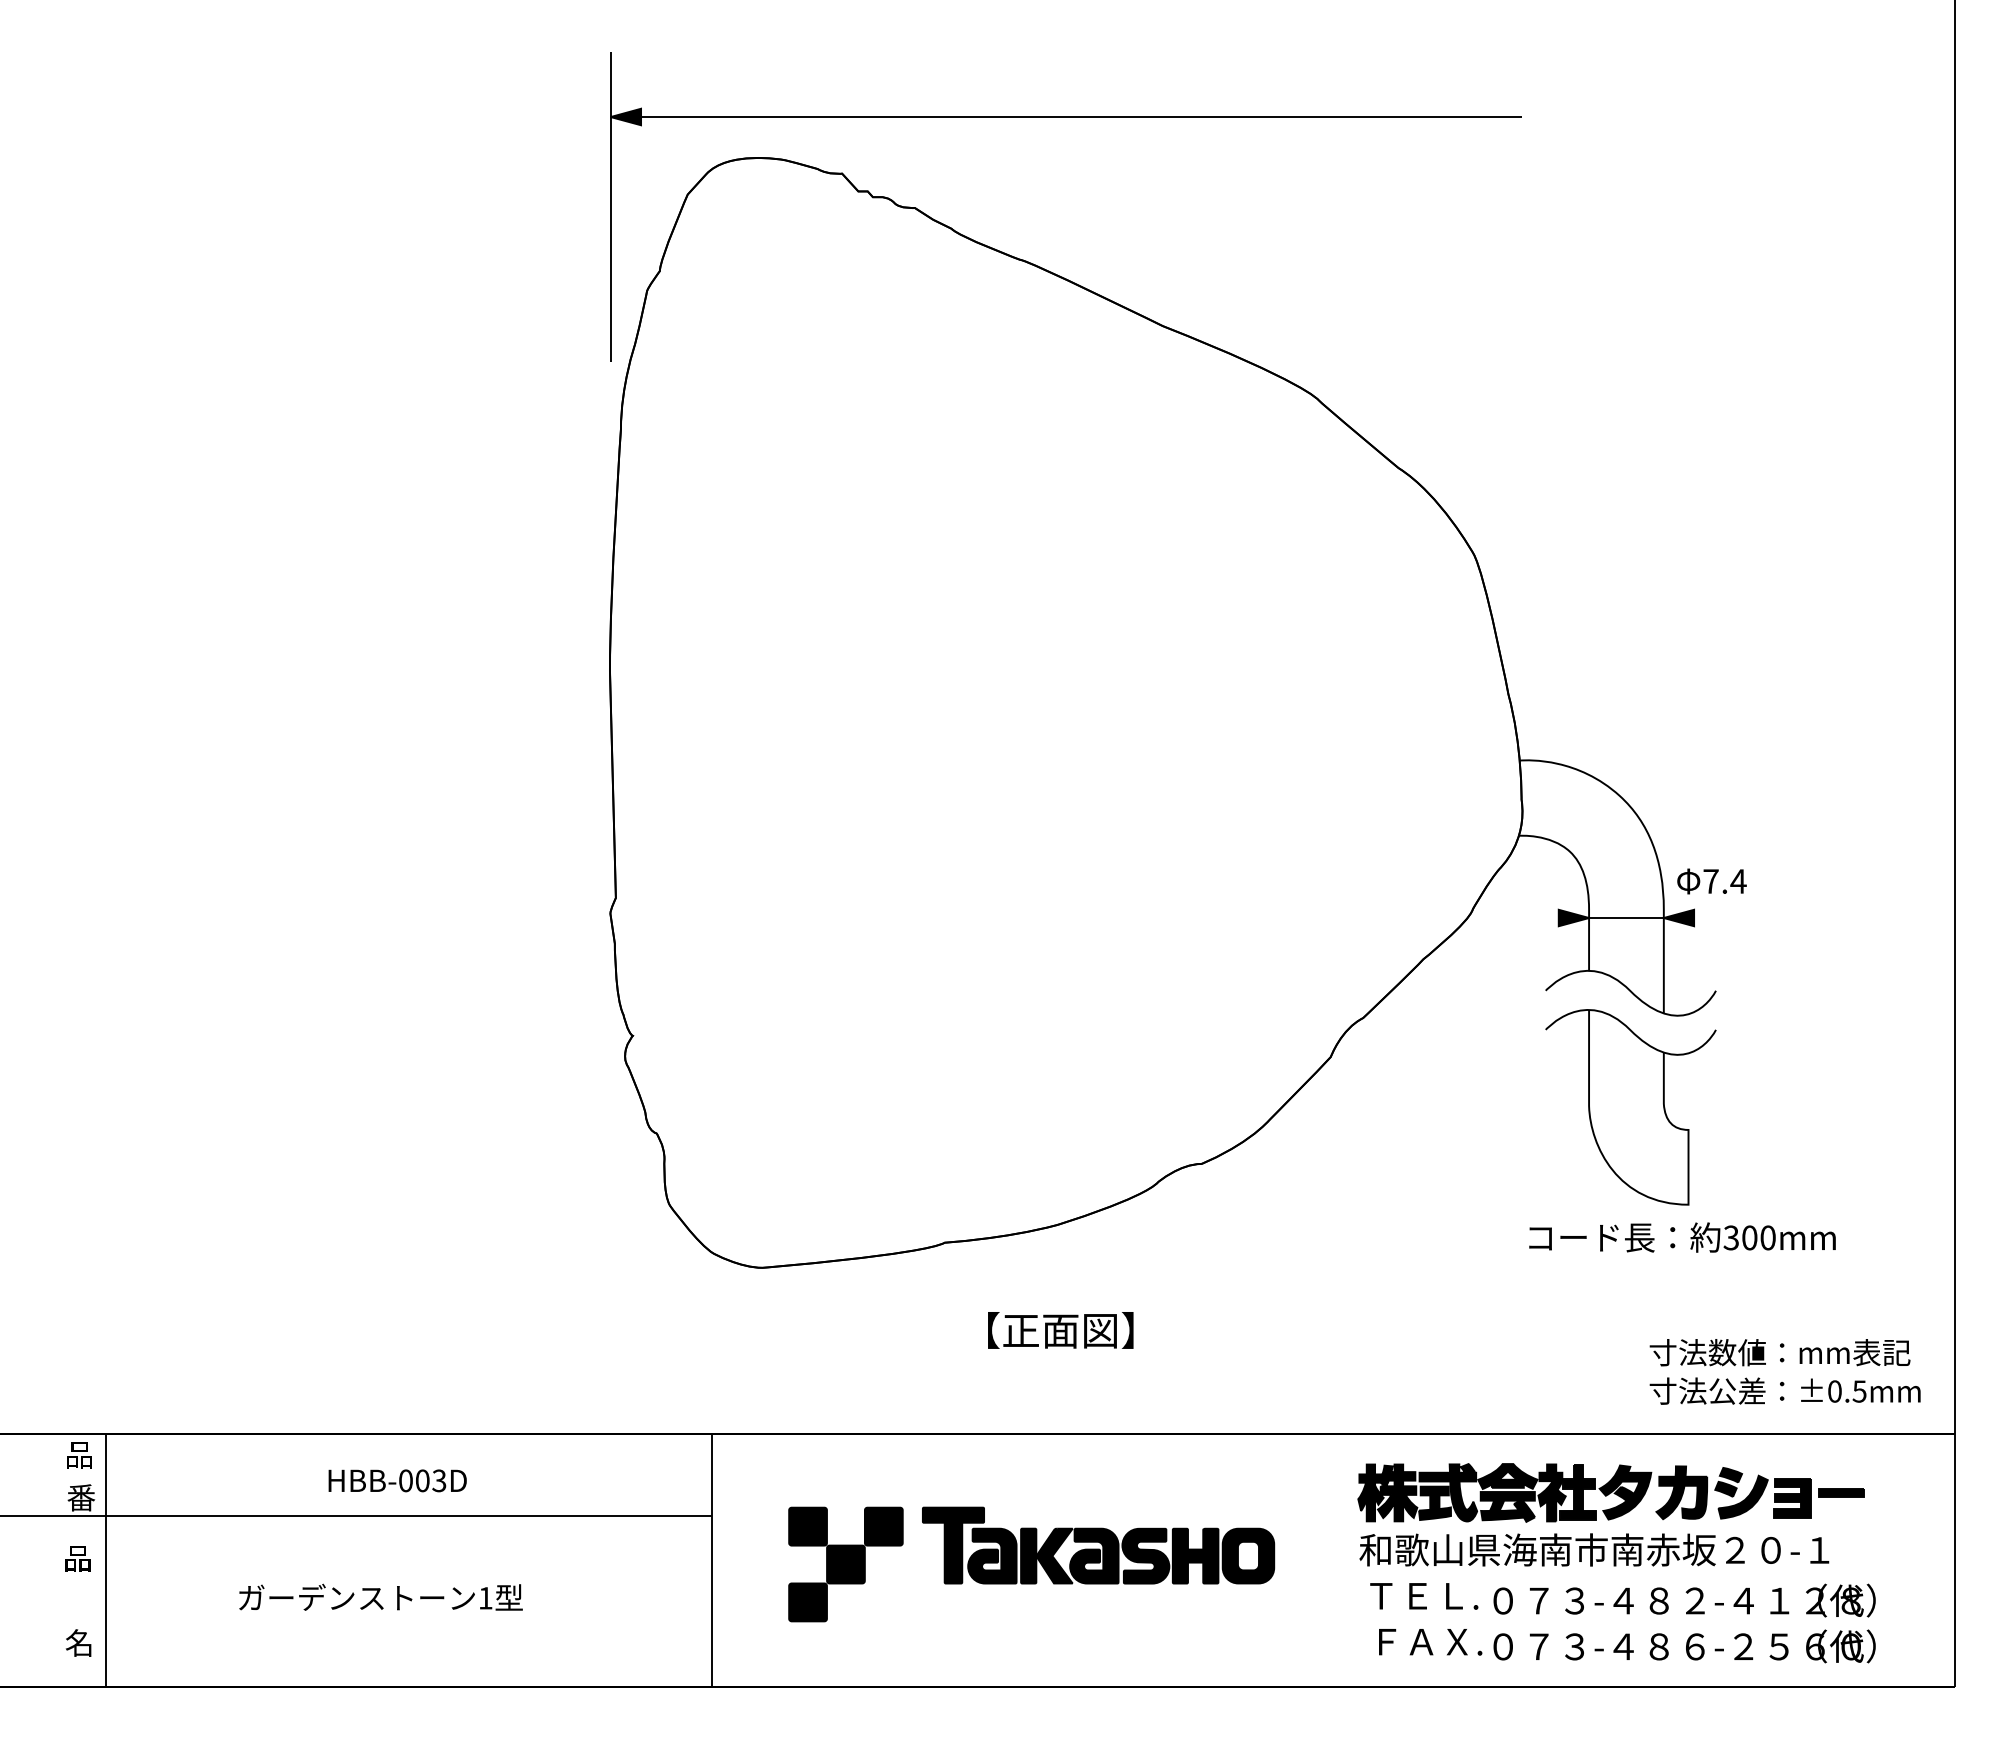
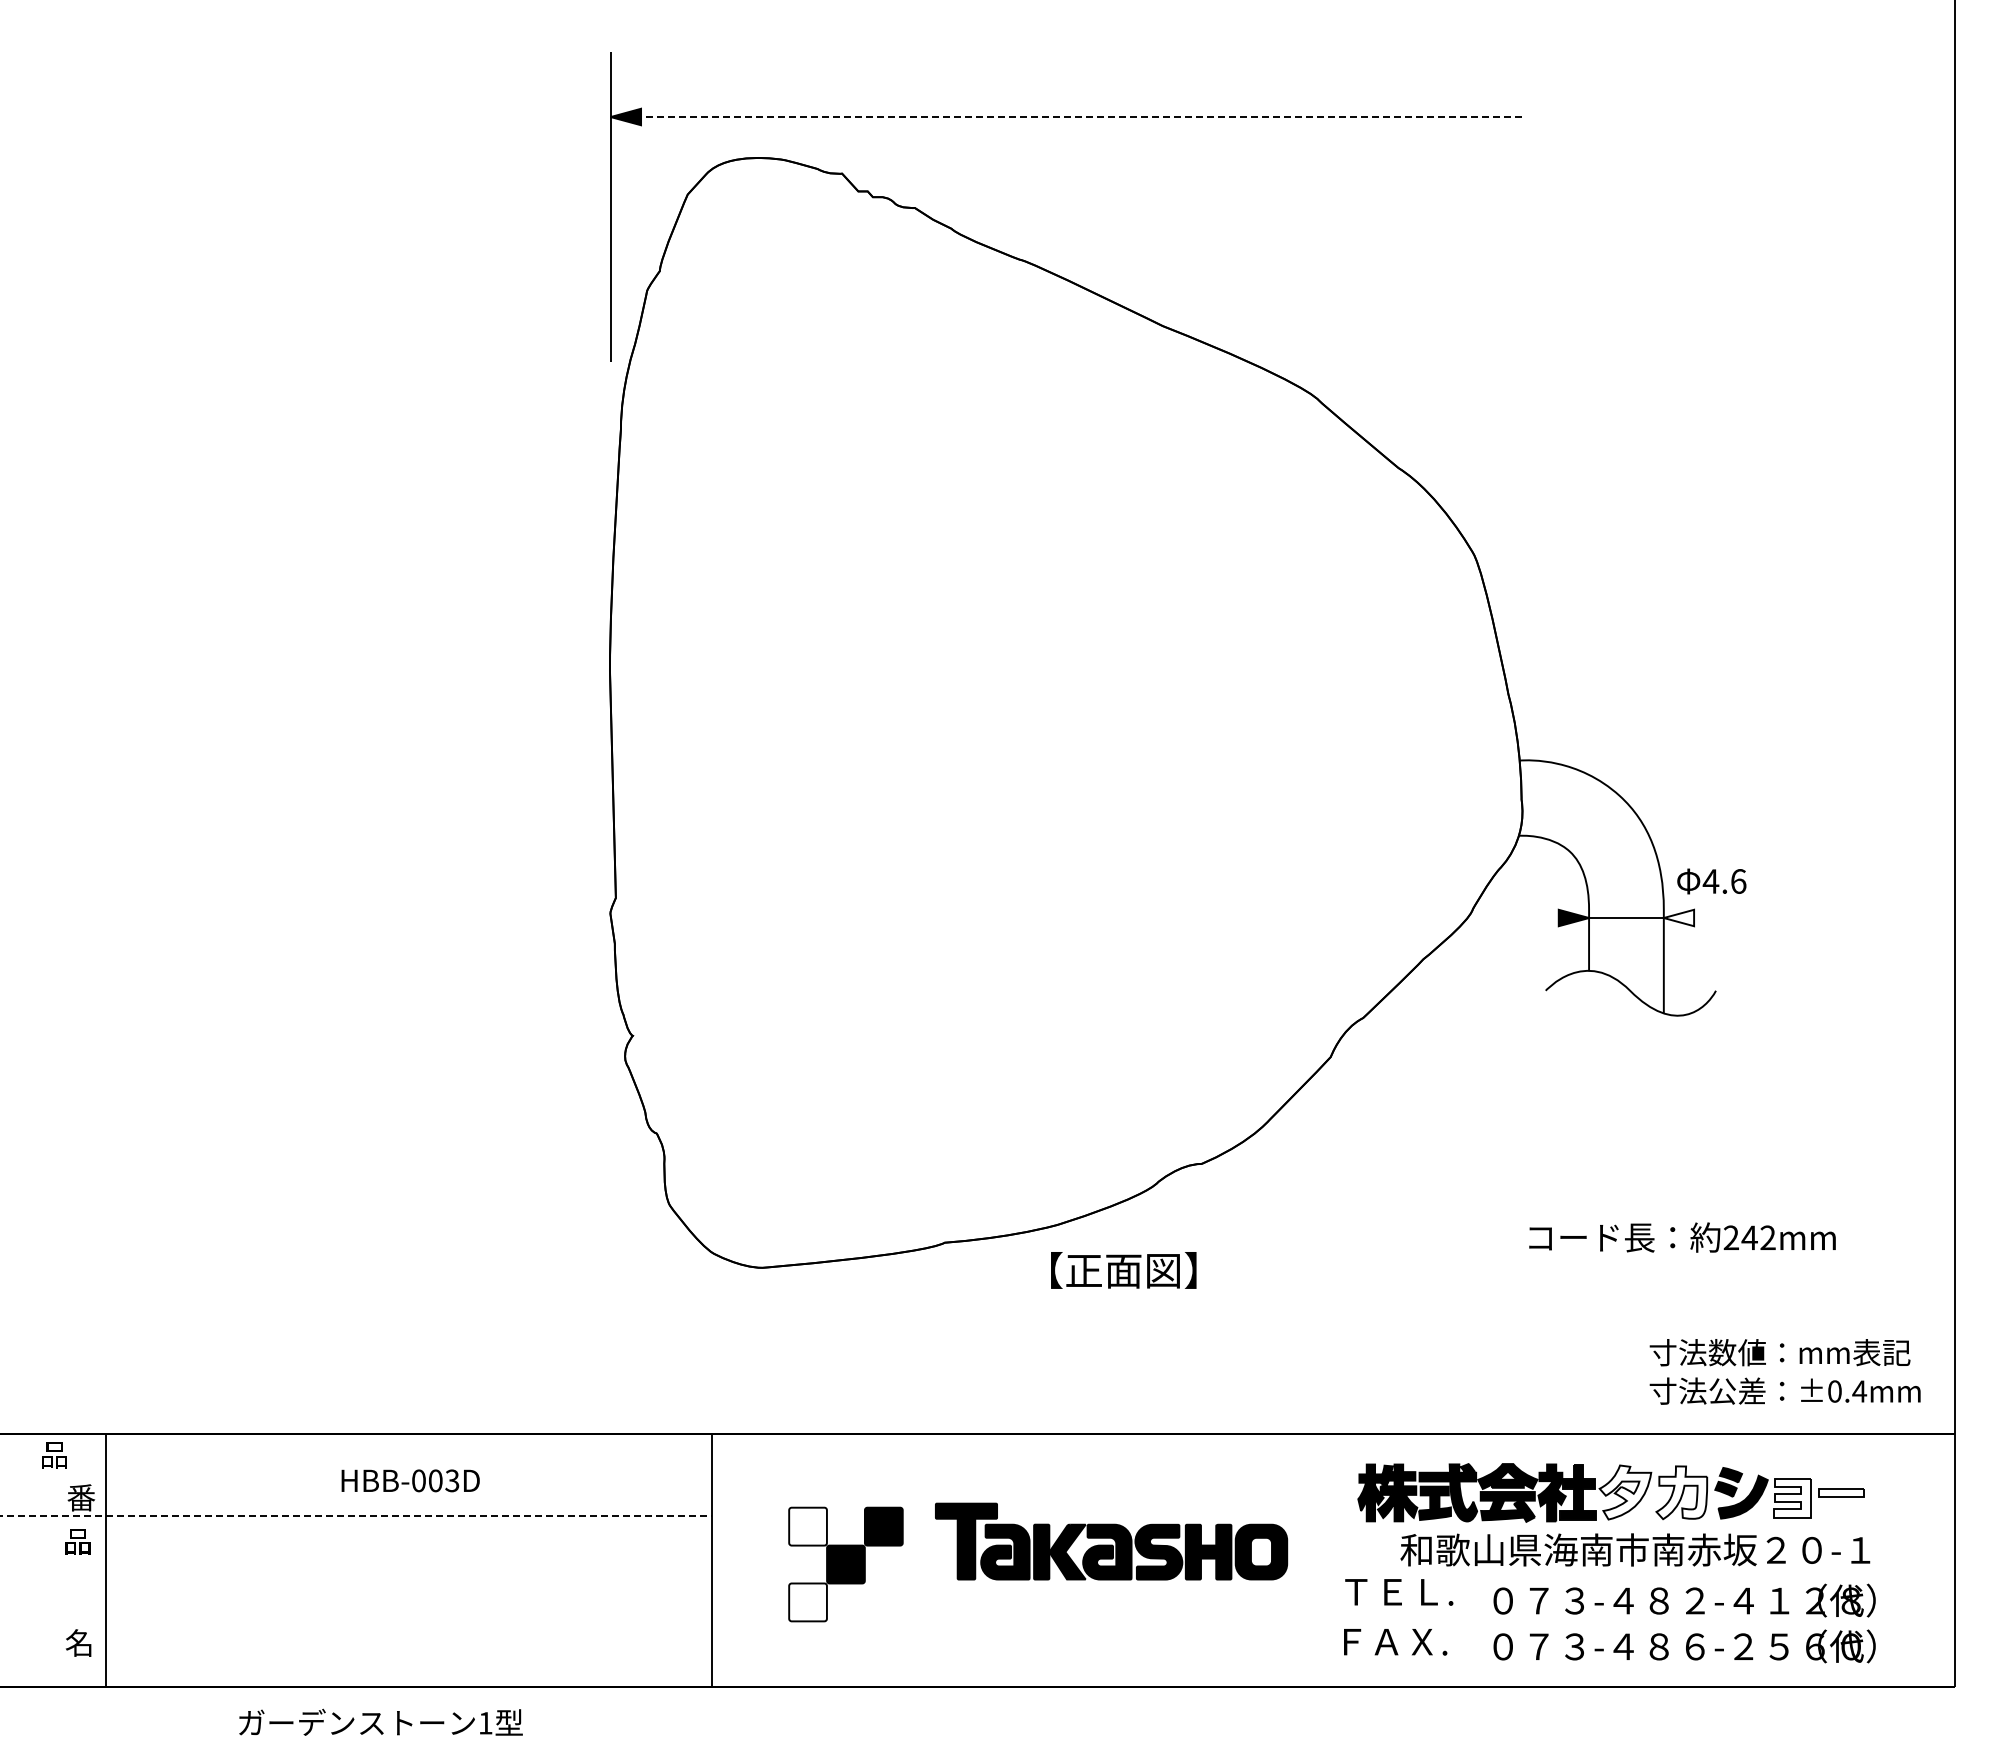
line: solid -> dashed (1066, 117)
text: 7.4 -> 4.6 (1724, 881)
fill: present -> none (1678, 917)
part: present -> none (1630, 1107)
text: 300mm -> 242mm (1749, 1237)
text position: (1060, 1330) -> (1123, 1270) (1123, 1270)
text: ±0.5mm -> ±0.4mm (1859, 1391)
part position: (79, 1455) -> (54, 1455) (54, 1455)
part position: (397, 1480) -> (410, 1480) (410, 1480)
fill: present -> none (1625, 1492)
fill: present -> none (1681, 1492)
fill: present -> none (1841, 1492)
fill: present -> none (1791, 1497)
line: solid -> dashed (356, 1515)
fill: present -> none (807, 1526)
part position: (1098, 1545) -> (1111, 1541) (1111, 1541)
text position: (1594, 1549) -> (1635, 1549) (1635, 1549)
part position: (77, 1558) -> (77, 1541) (77, 1541)
part position: (380, 1596) -> (380, 1721) (380, 1721)
text position: (1424, 1596) -> (1399, 1592) (1399, 1592)
fill: present -> none (807, 1602)
text position: (1430, 1642) -> (1395, 1642) (1395, 1642)
